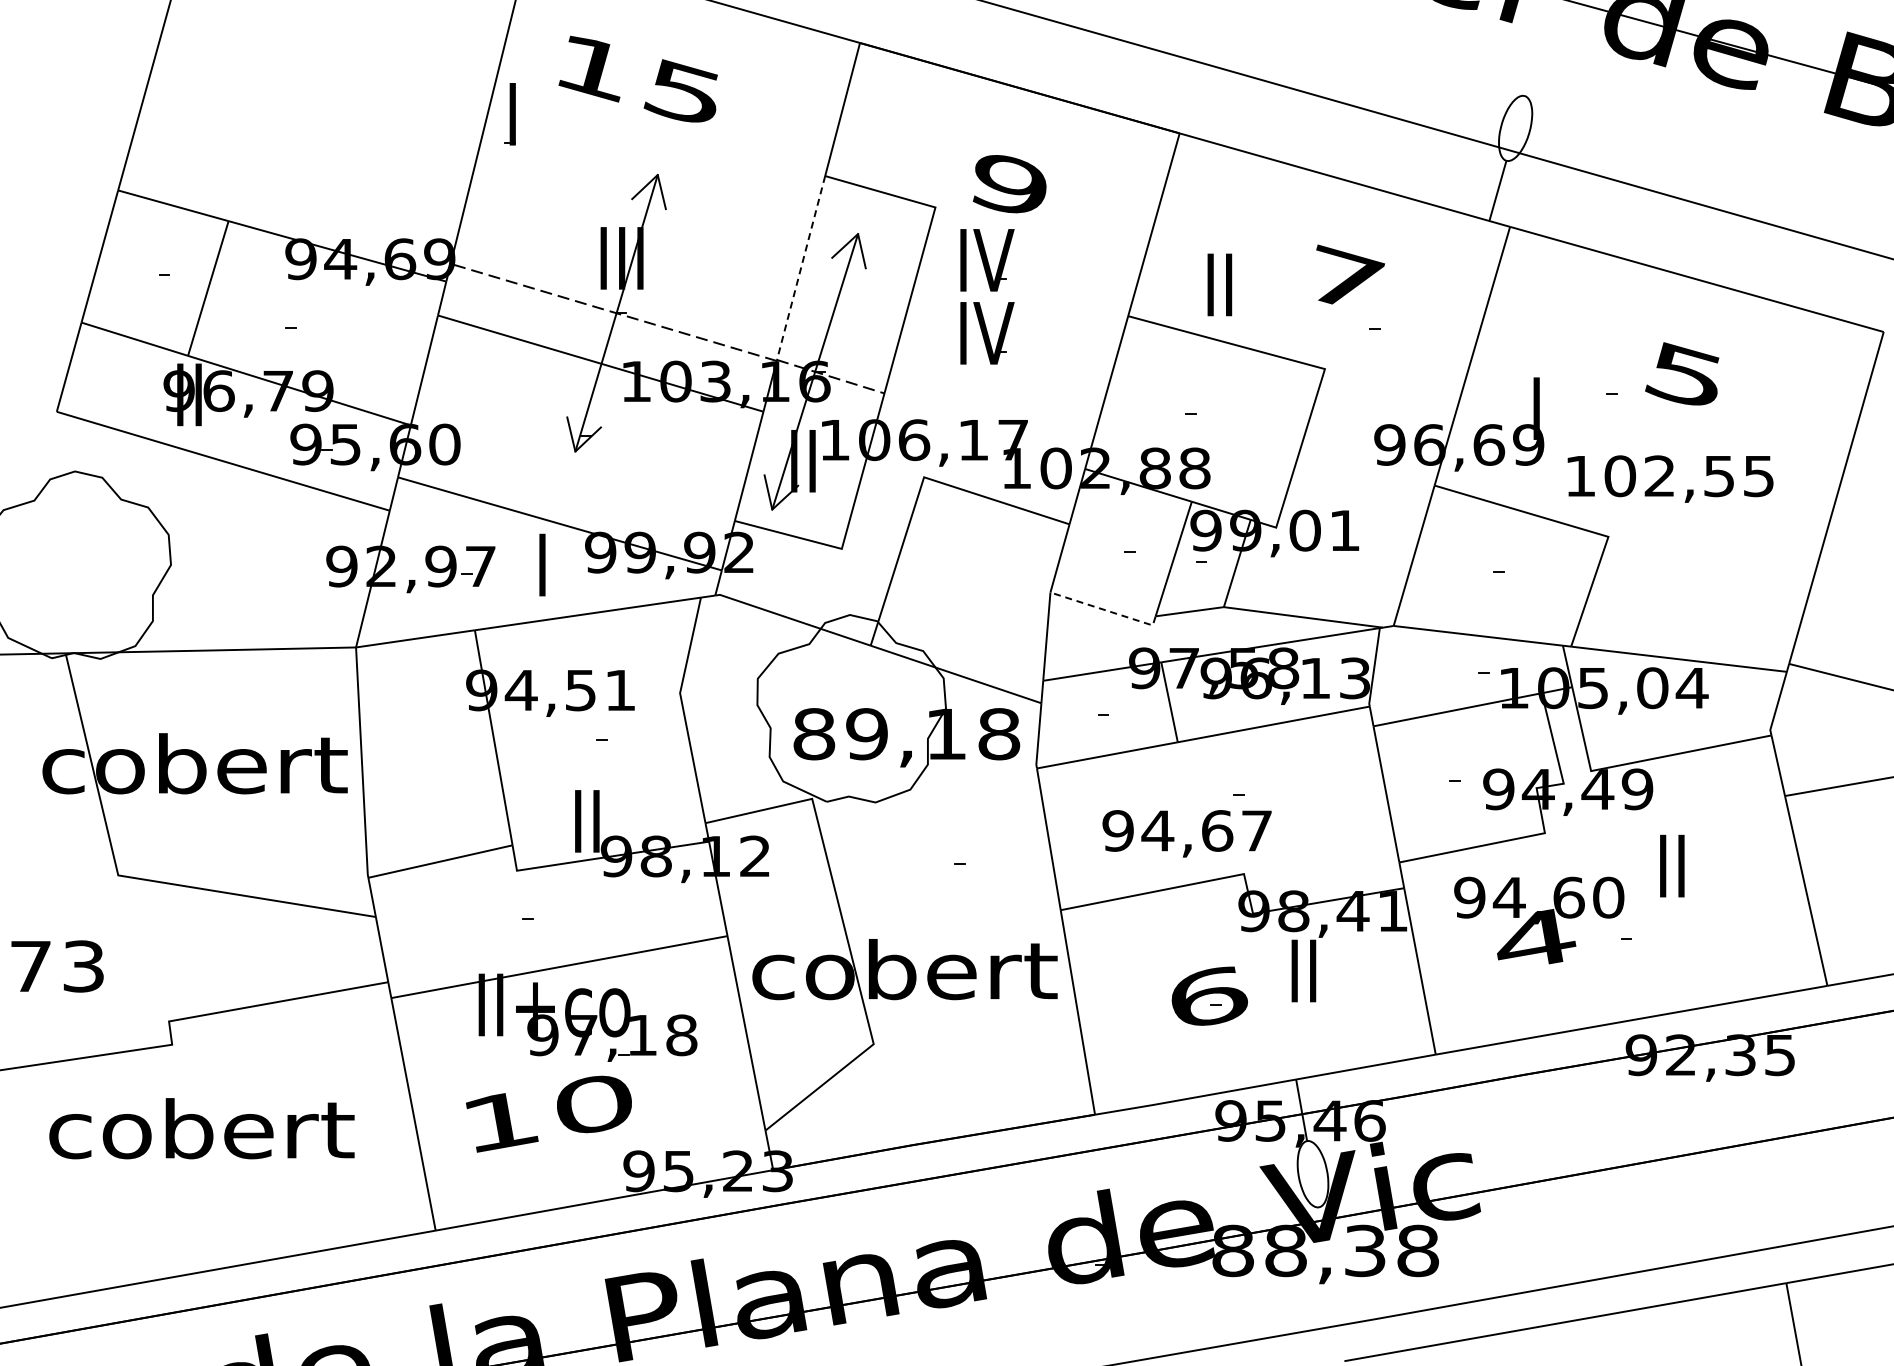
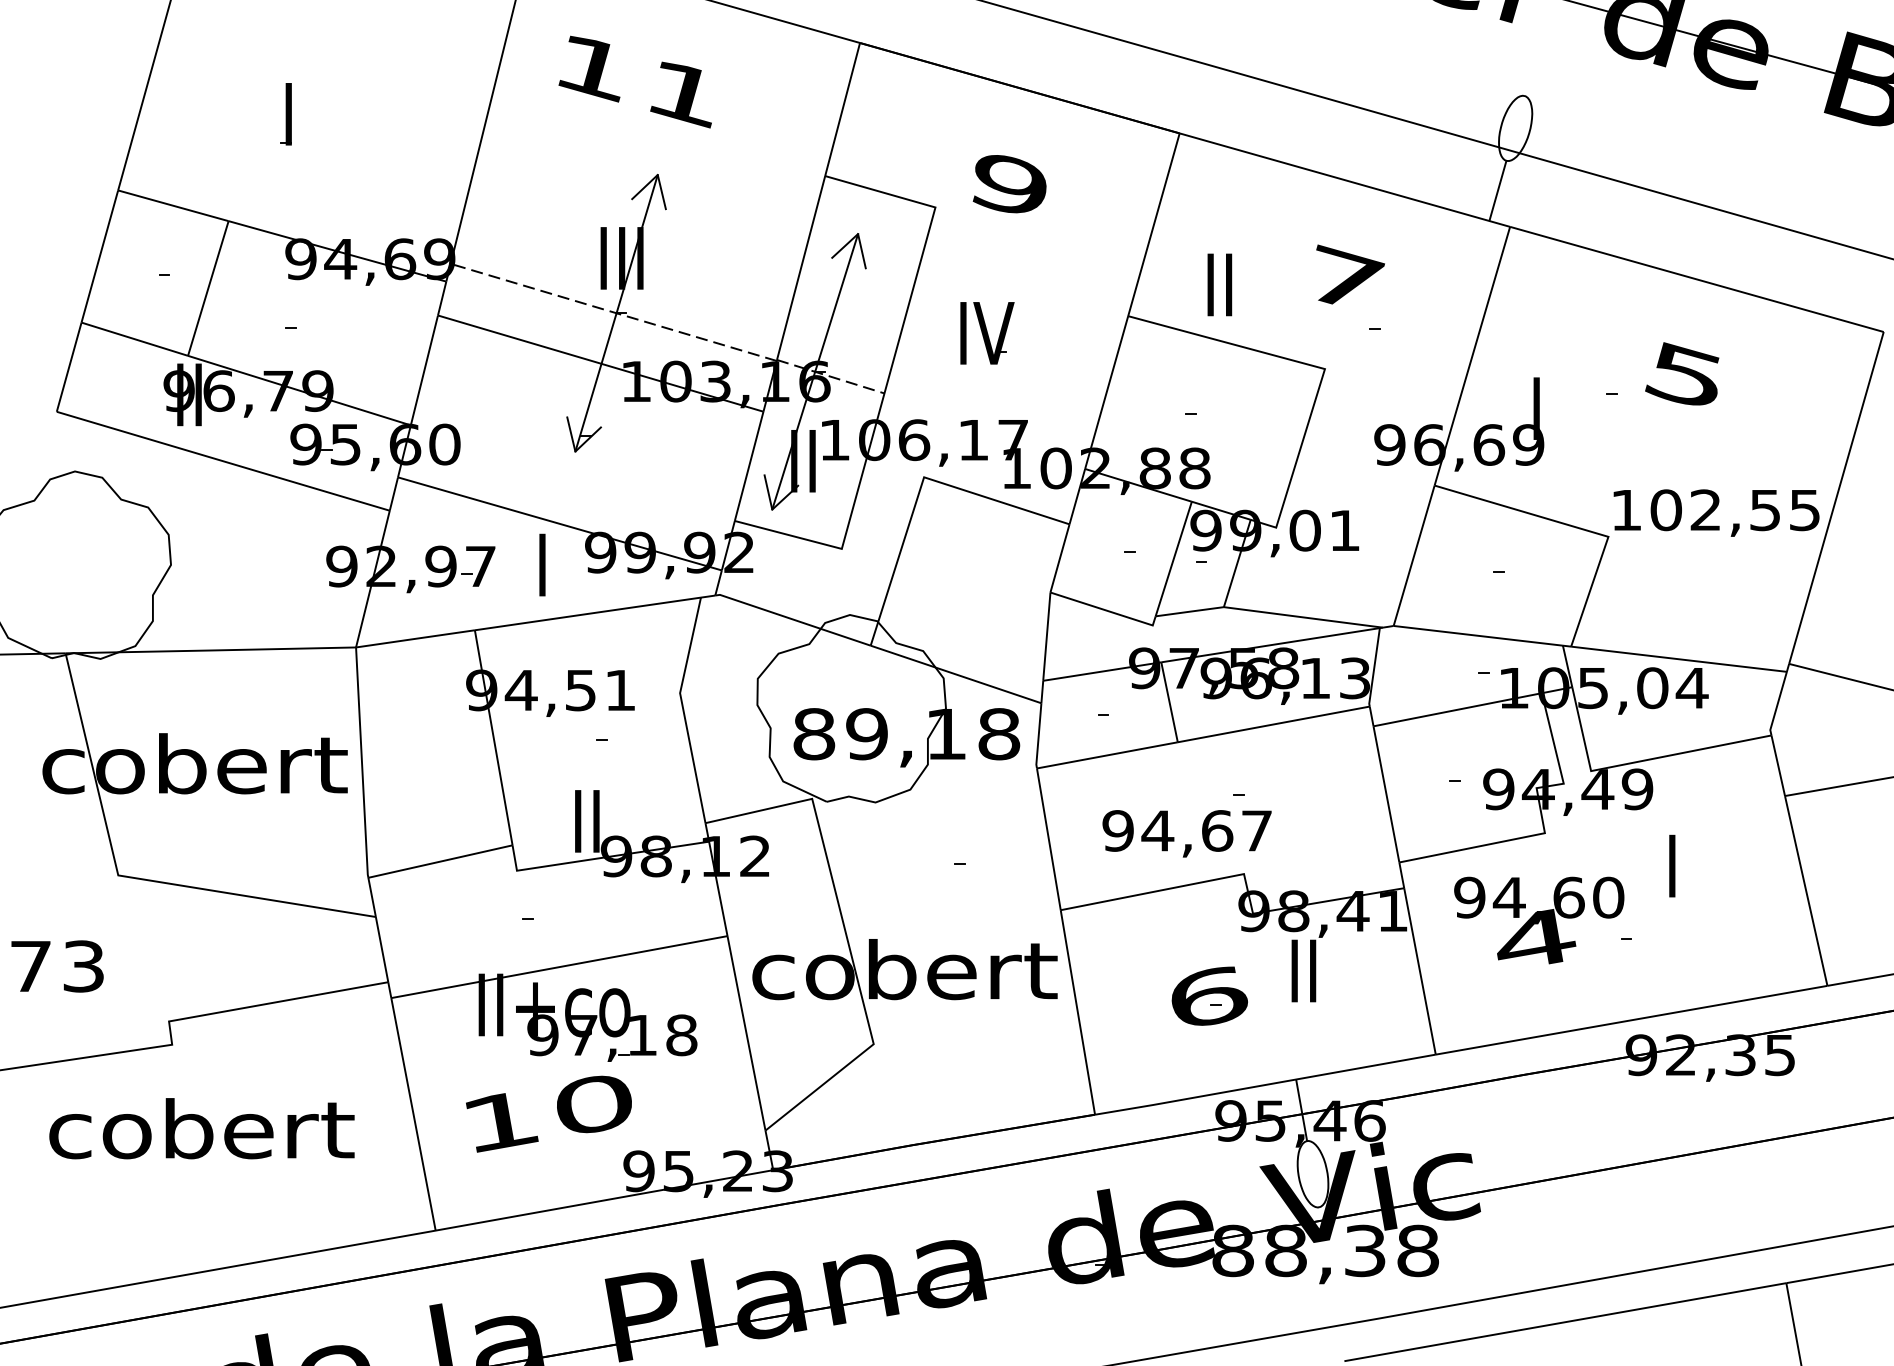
text: 15 -> 11 (680, 93)
part position: (509, 114) -> (285, 114) (285, 114)
part: present -> none (987, 260)
line: dashed -> solid (800, 269)
text position: (1670, 478) -> (1716, 512) (1716, 512)
line: dashed -> solid (1106, 610)
text: II -> I (1672, 865)
